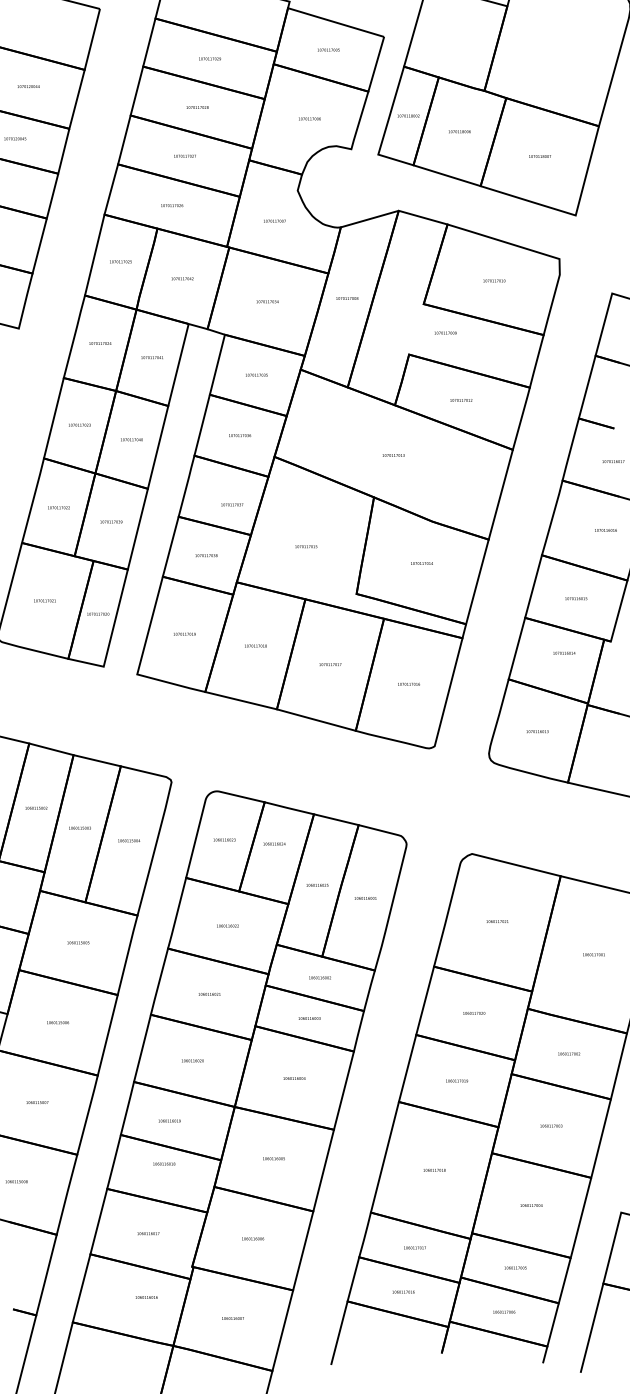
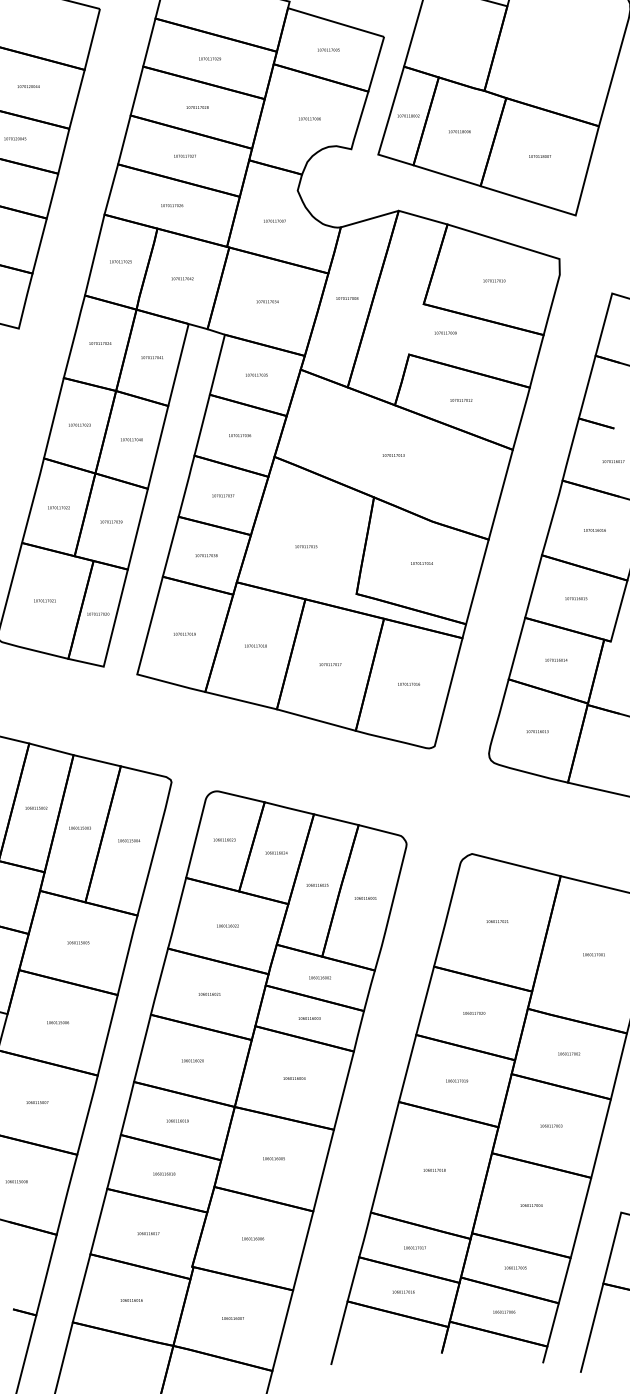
text position: (232, 504) -> (223, 495) (223, 495)
text position: (605, 530) -> (594, 530) (594, 530)
text position: (564, 652) -> (556, 659) (556, 659)
text position: (274, 843) -> (276, 852) (276, 852)
text position: (169, 1120) -> (177, 1120) (177, 1120)
text position: (164, 1163) -> (164, 1173) (164, 1173)
text position: (146, 1297) -> (131, 1300) (131, 1300)
